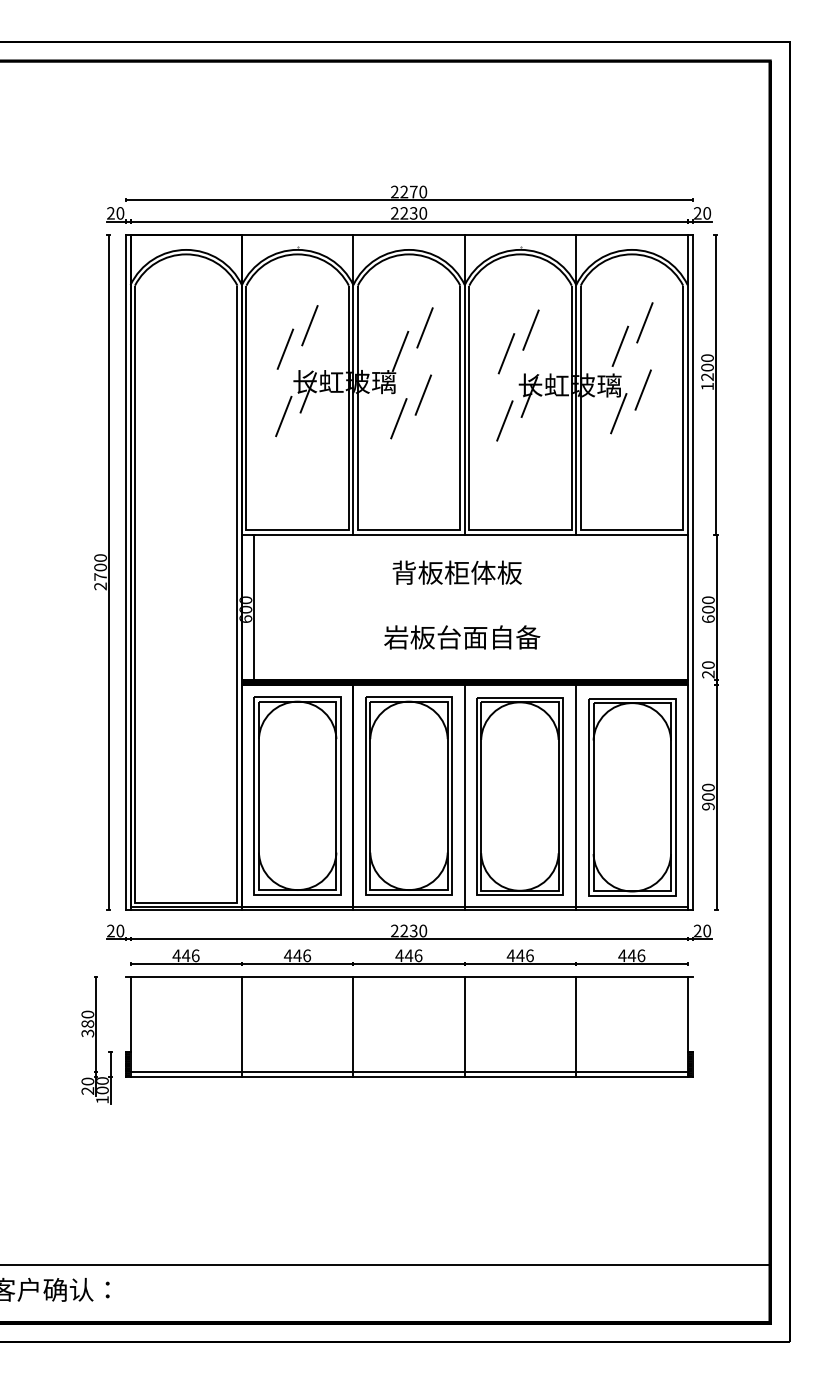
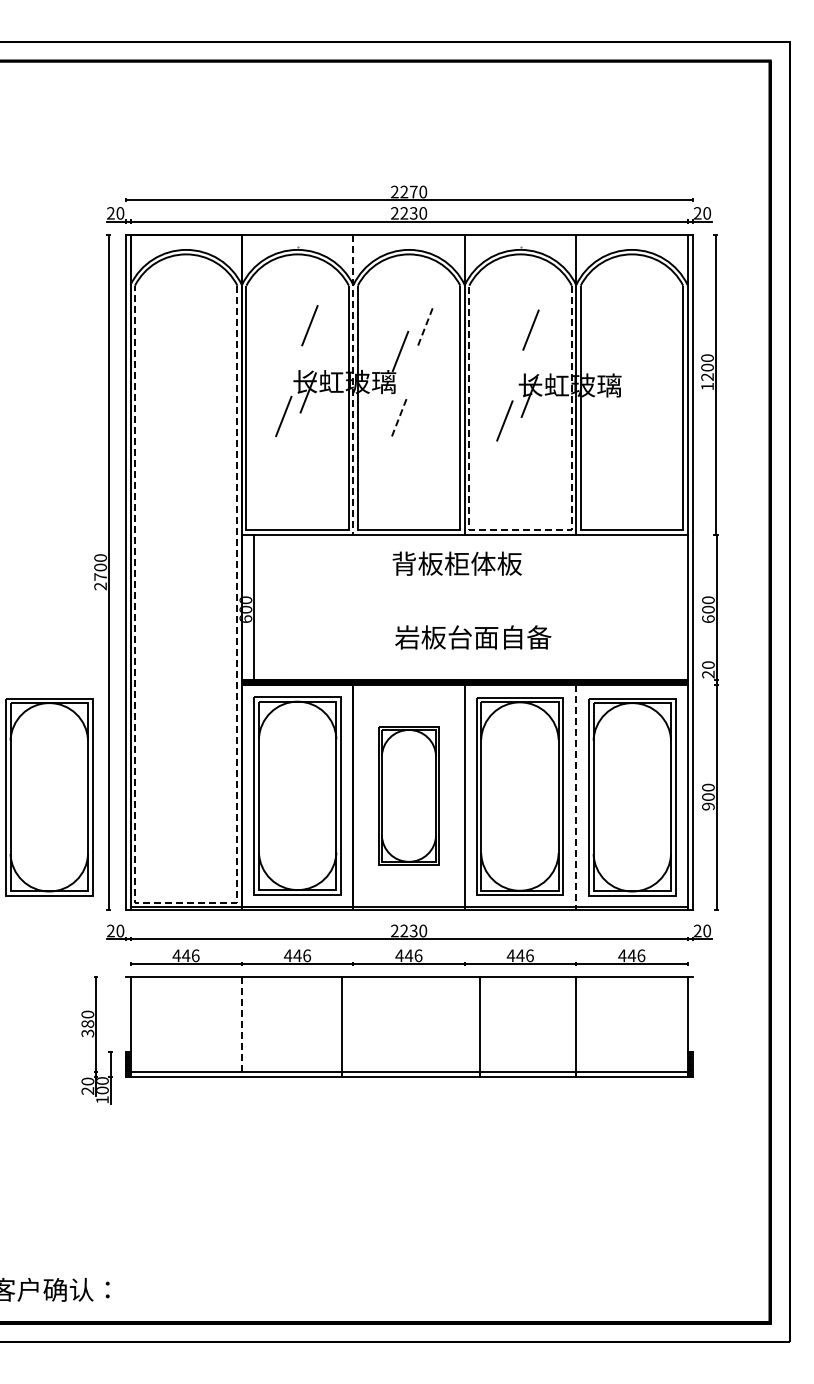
line: present -> none (644, 322)
line: solid -> dashed (424, 328)
line: present -> none (620, 346)
line: present -> none (285, 348)
line: present -> none (506, 353)
line: solid -> dashed (353, 384)
line: present -> none (642, 389)
line: present -> none (423, 394)
line: present -> none (618, 413)
line: solid -> dashed (398, 419)
line: solid -> dashed (520, 530)
text position: (456, 572) -> (456, 563) (456, 563)
text position: (462, 637) -> (473, 637) (473, 637)
part size: 88x200 px -> 62x140 px (408, 795)
part: none -> present (49, 797)
line: solid -> dashed (576, 797)
line: solid -> dashed (185, 902)
line: solid -> dashed (241, 1026)
line position: (353, 1026) -> (342, 1026) (342, 1026)
line position: (464, 1026) -> (479, 1026) (479, 1026)
line: present -> none (386, 1264)
